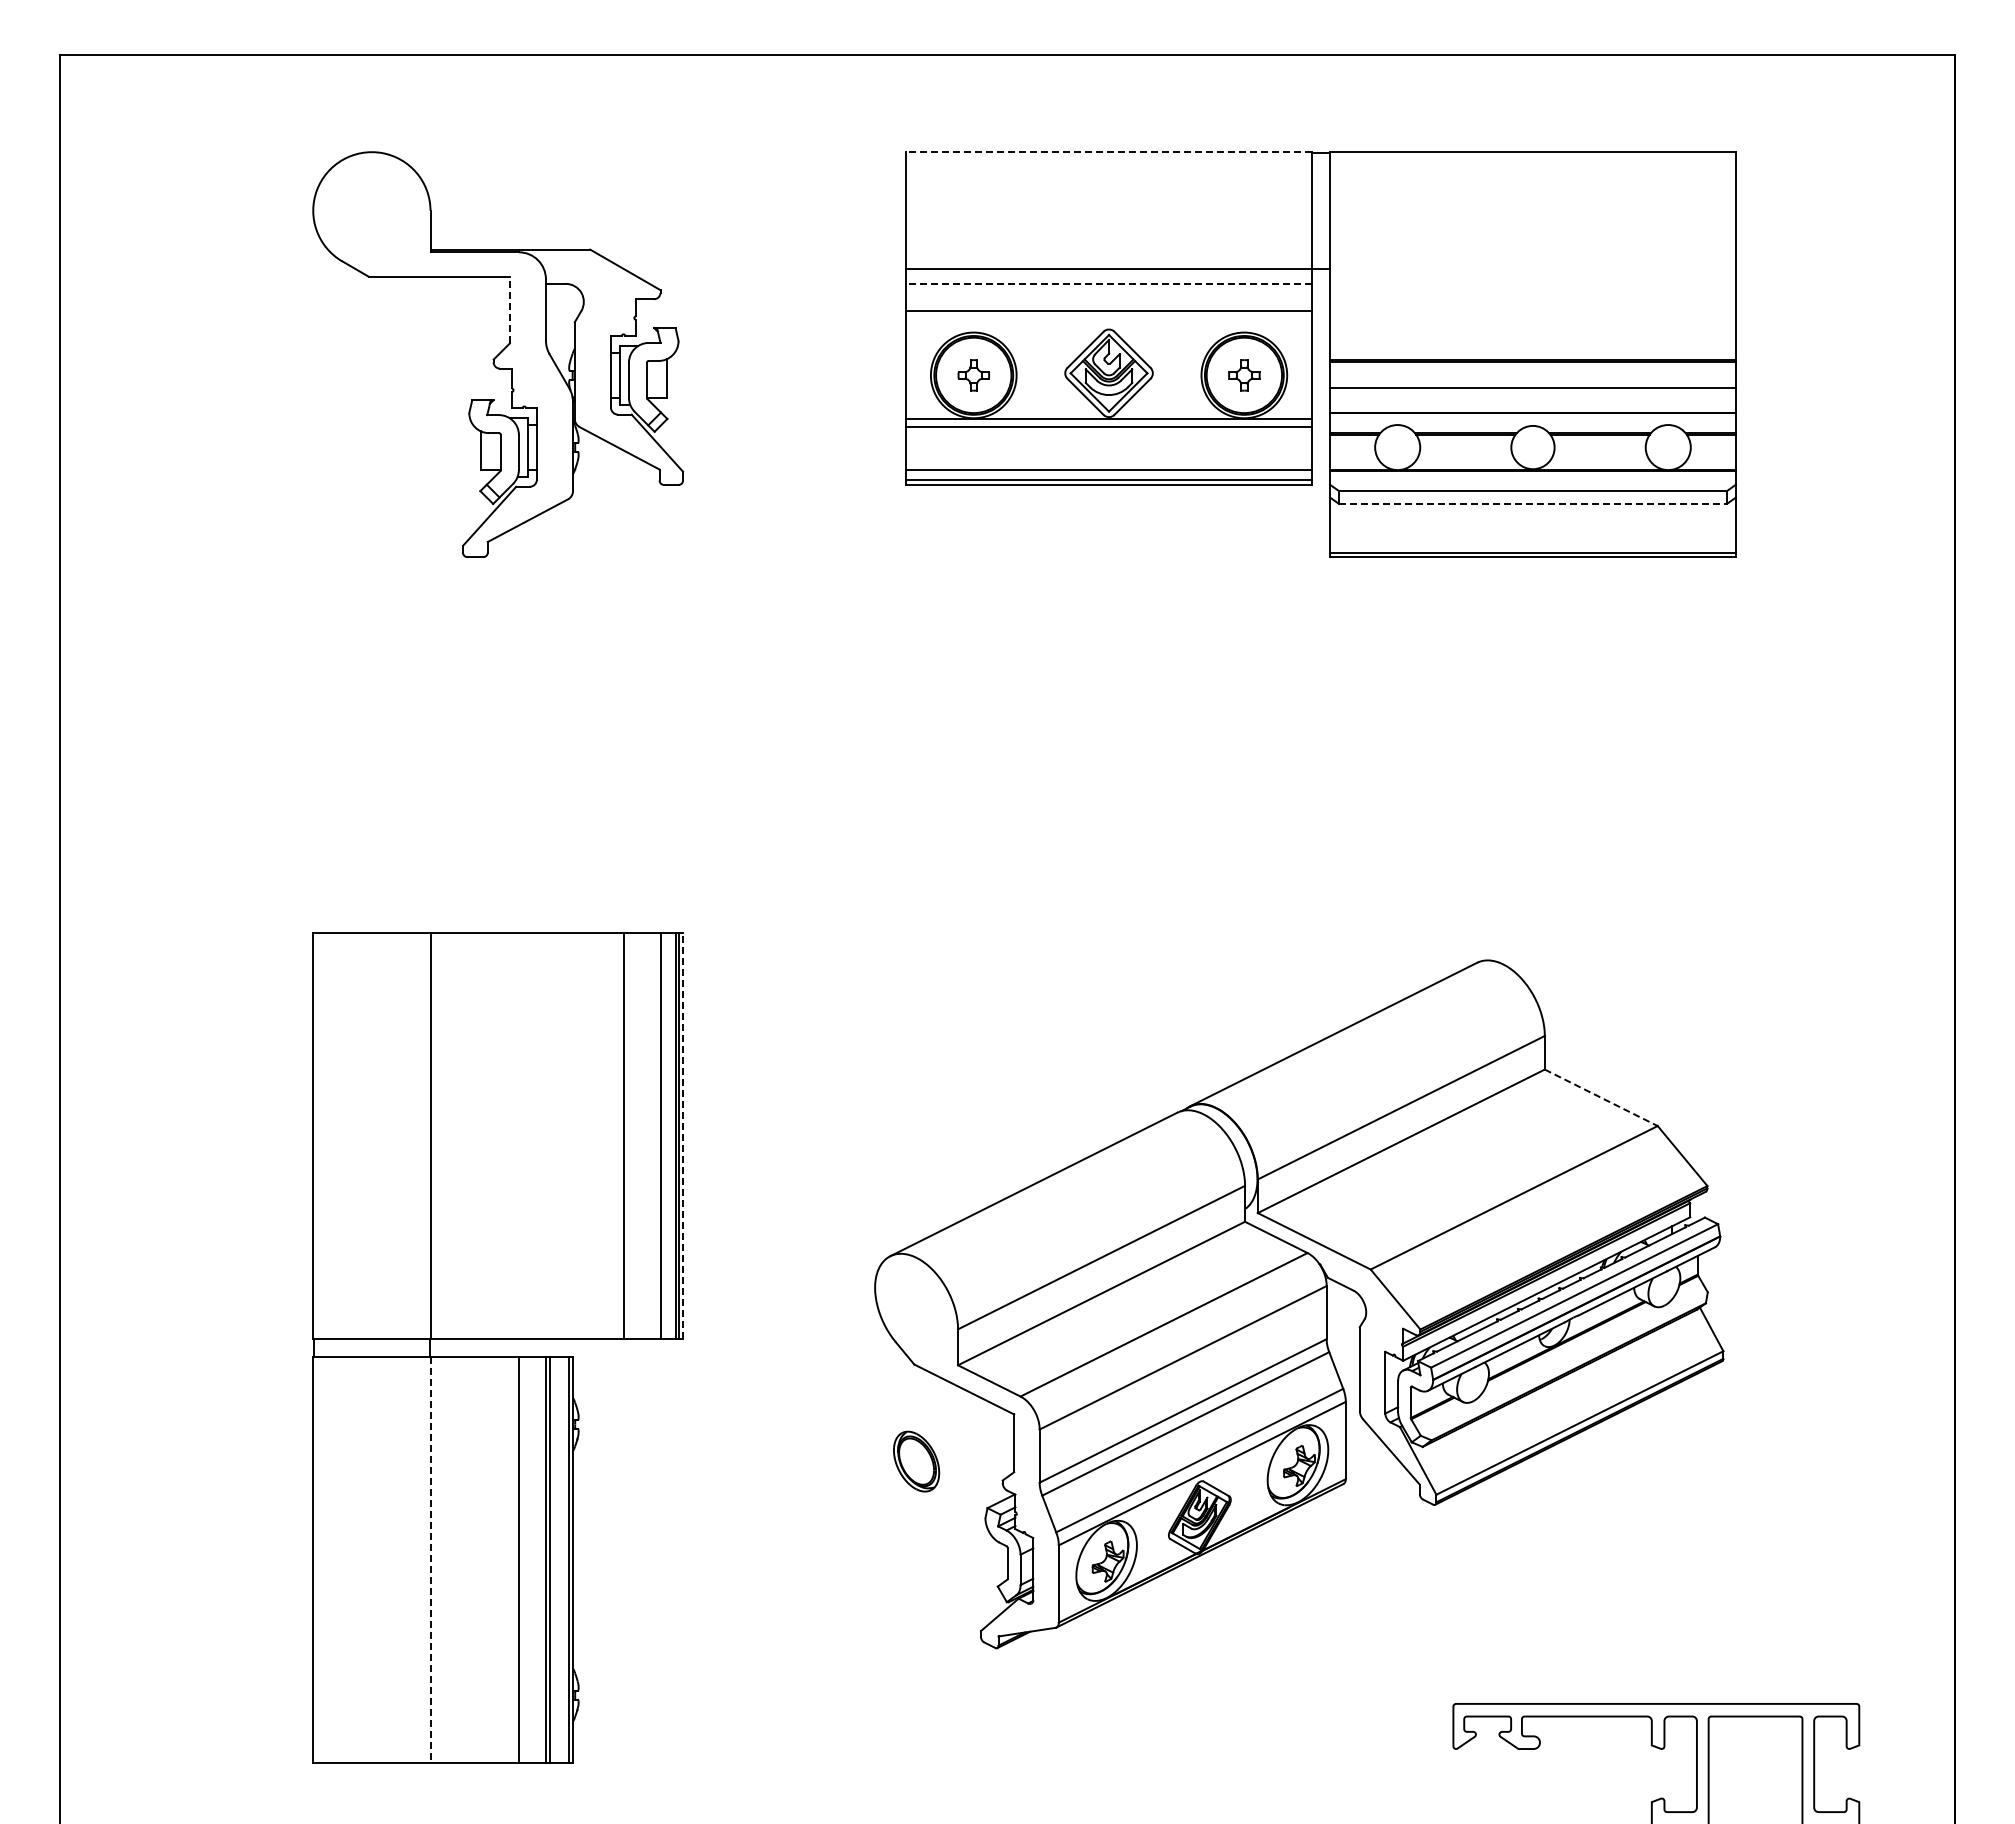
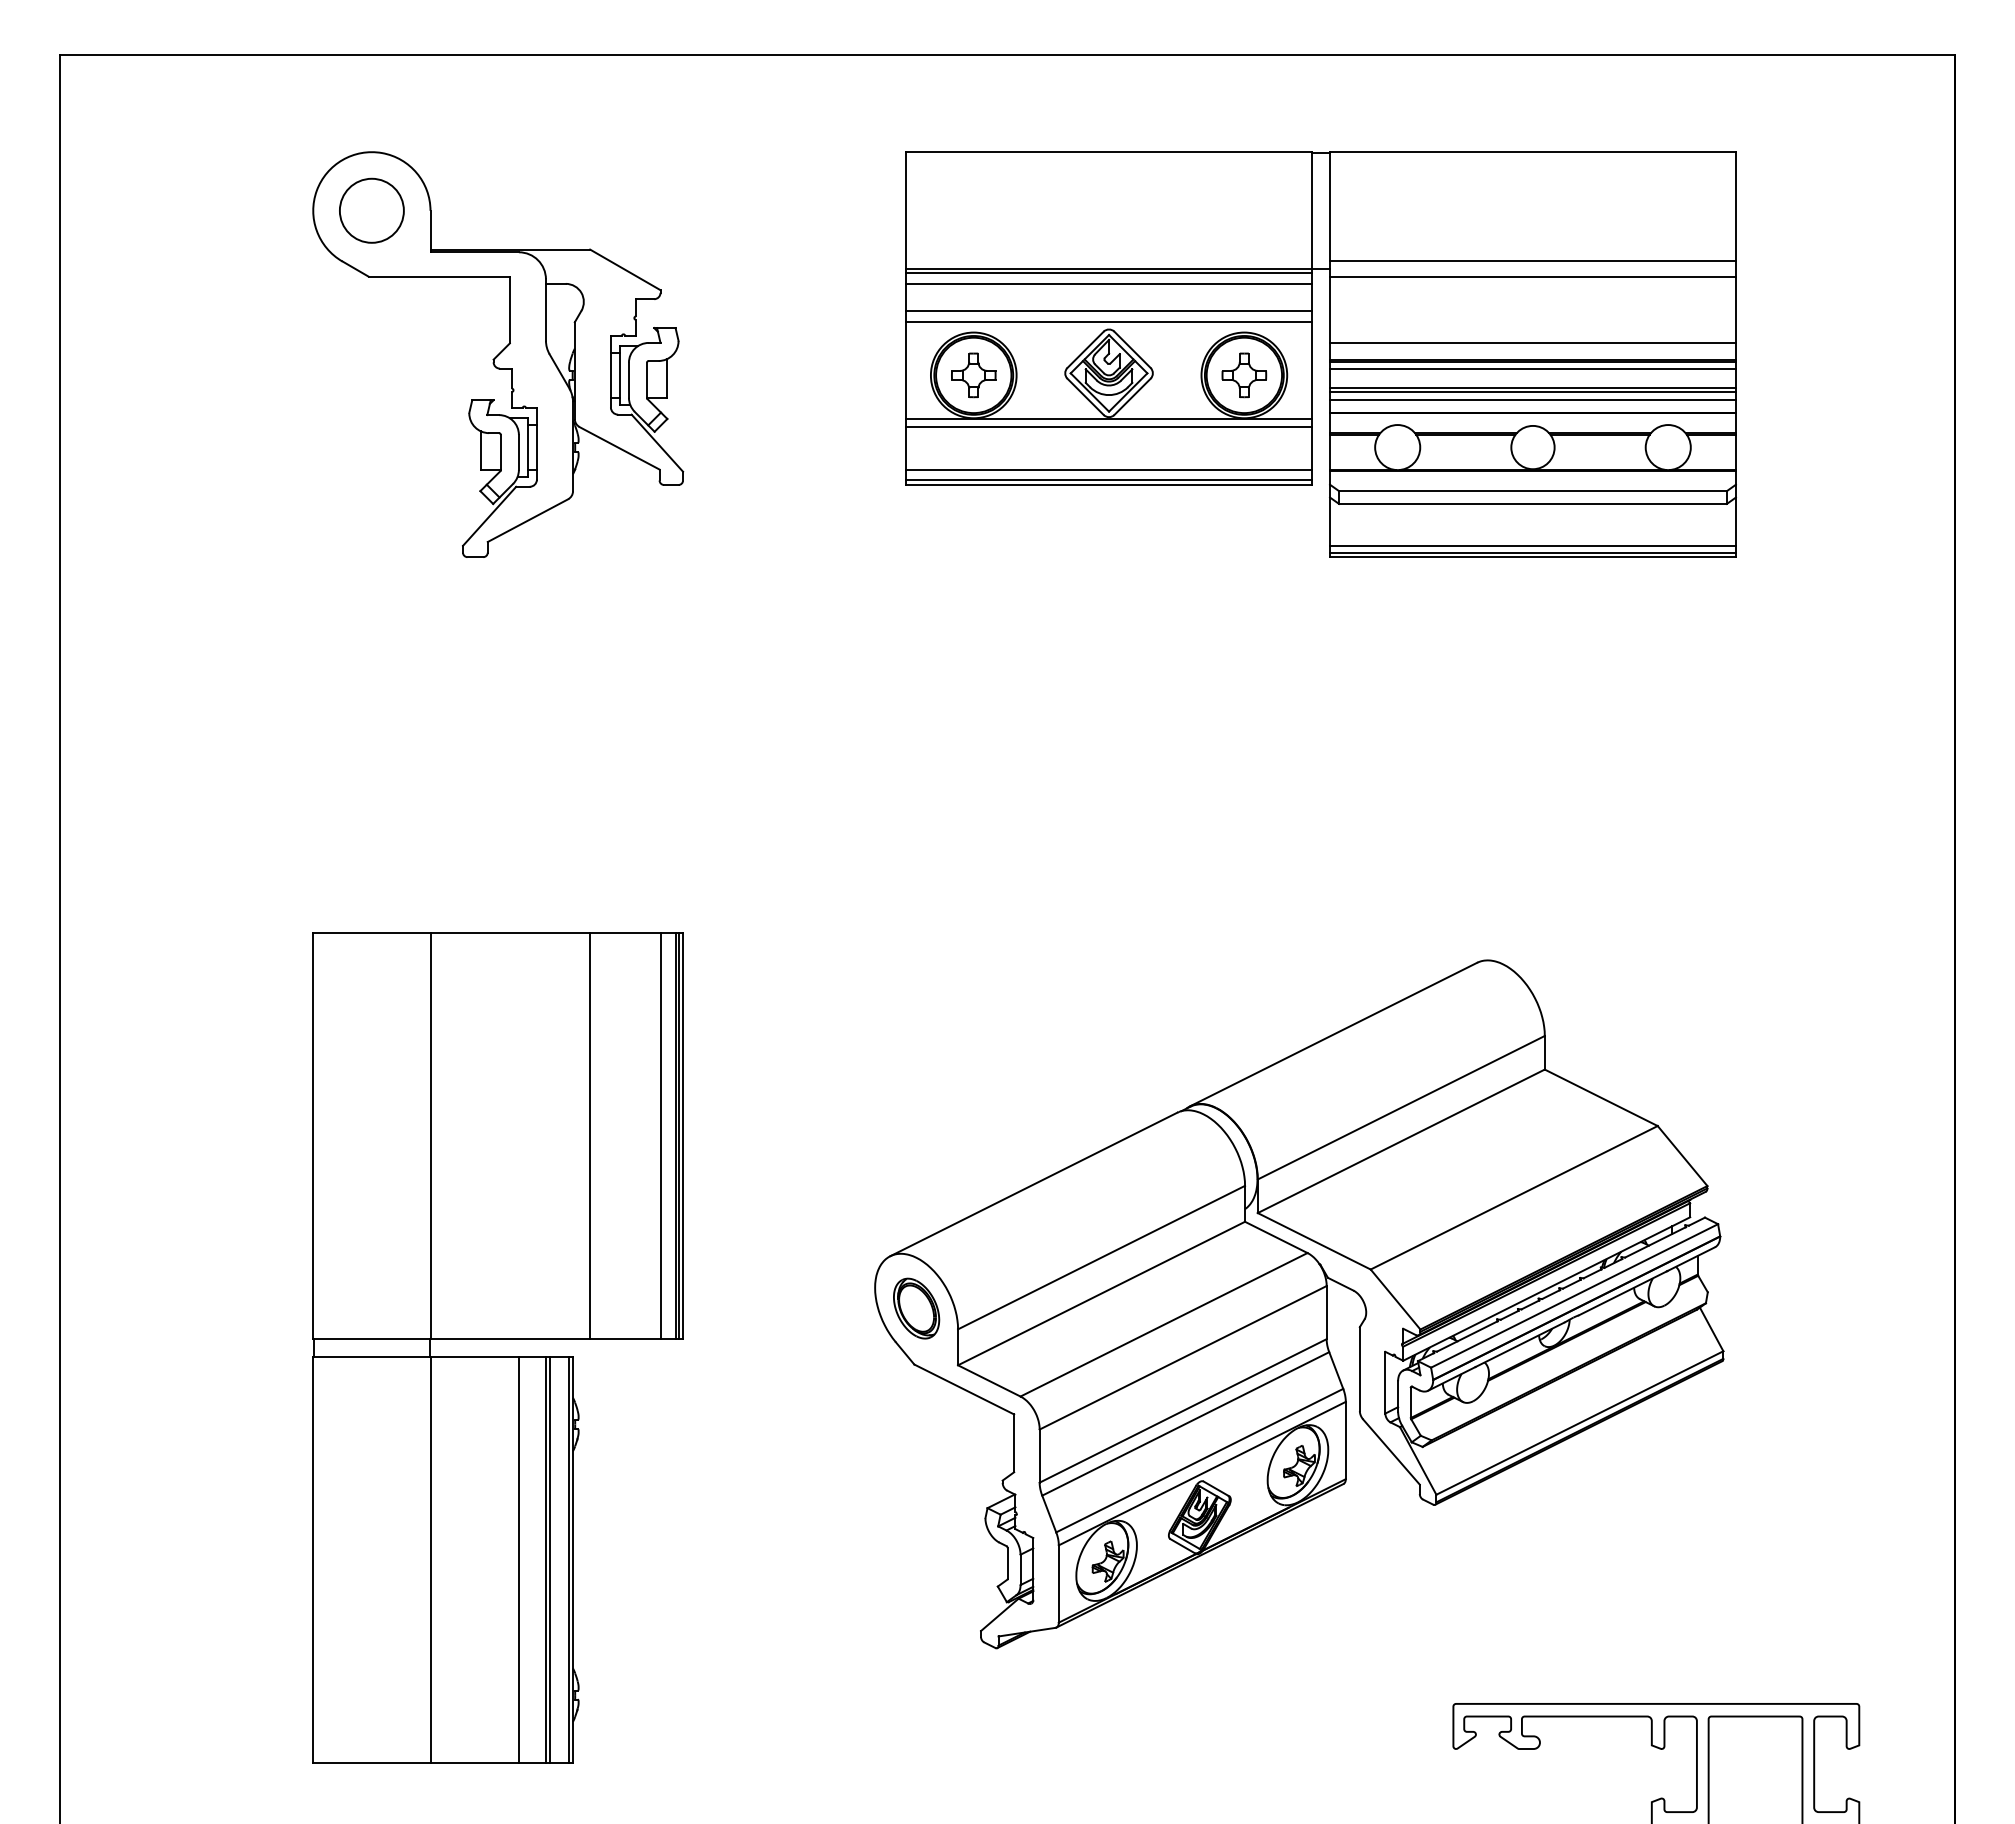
line: dashed -> solid (1109, 152)
circle: none -> present (371, 210)
line: none -> present (1532, 261)
line: none -> present (1109, 273)
line: none -> present (1532, 276)
line: dashed -> solid (1109, 283)
line: dashed -> solid (509, 309)
line: none -> present (1109, 322)
line: none -> present (1532, 343)
line: none -> present (1532, 368)
part size: 33x33 px -> 46x47 px (973, 375)
part size: 33x33 px -> 47x47 px (1244, 375)
line: none -> present (1532, 392)
line: none -> present (1532, 400)
line: dashed -> solid (1532, 503)
line: none -> present (1532, 545)
line: dashed -> solid (1601, 1098)
line position: (624, 1135) -> (590, 1135) (590, 1135)
line: dashed -> solid (683, 1135)
part position: (916, 1461) -> (916, 1308) (916, 1308)
line: dashed -> solid (430, 1559)
